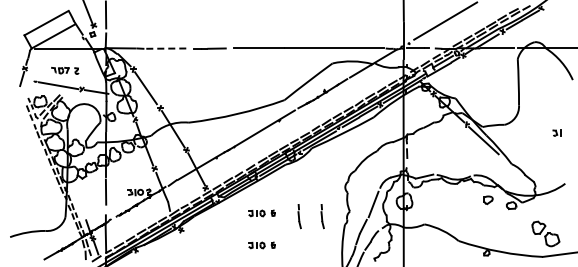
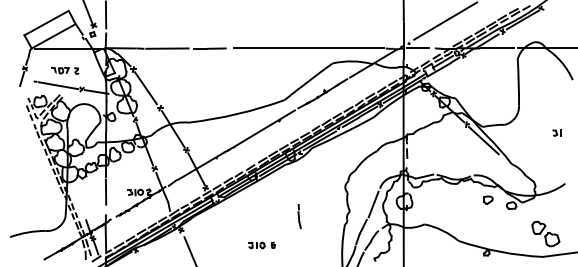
line: dashed -> solid (167, 48)
part: present -> none (261, 213)
line: present -> none (322, 216)
line: none -> present (189, 250)
